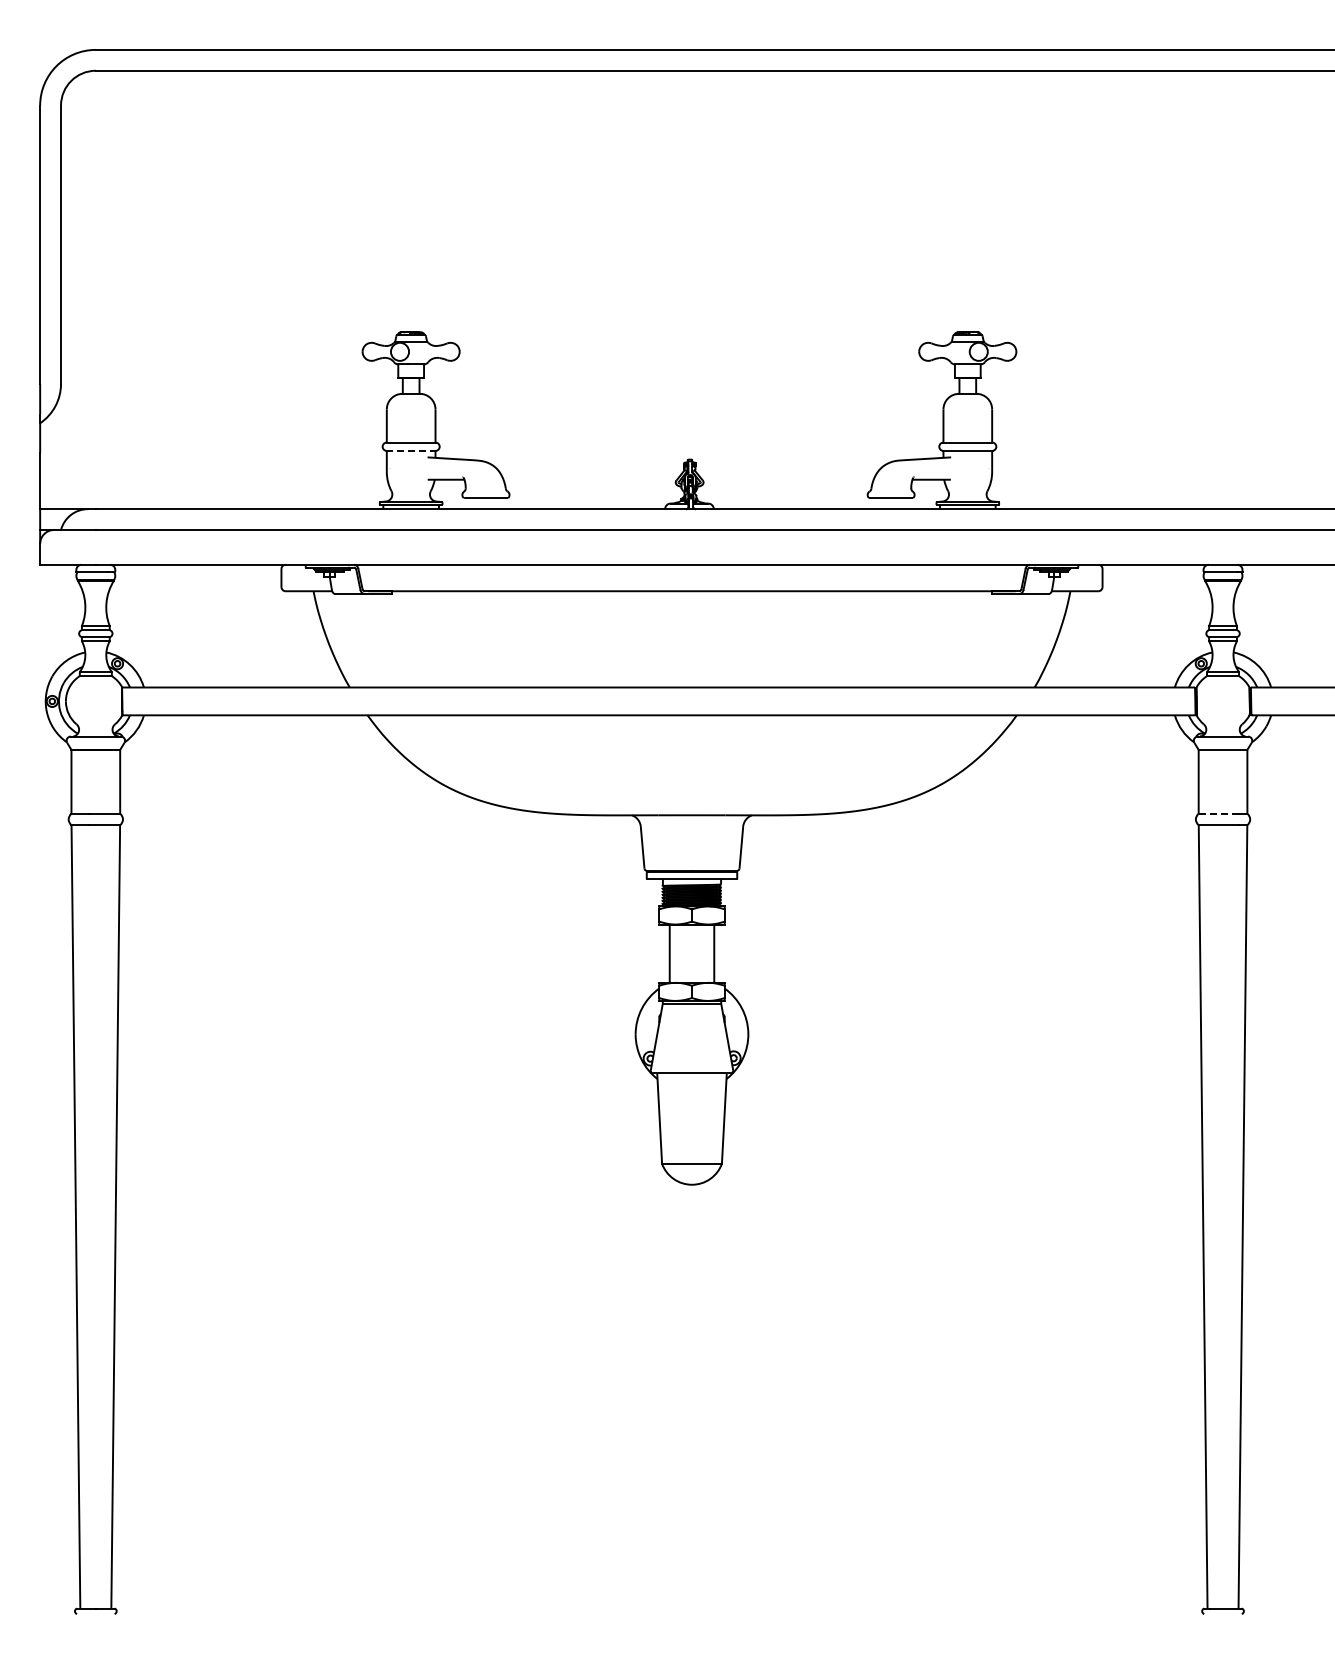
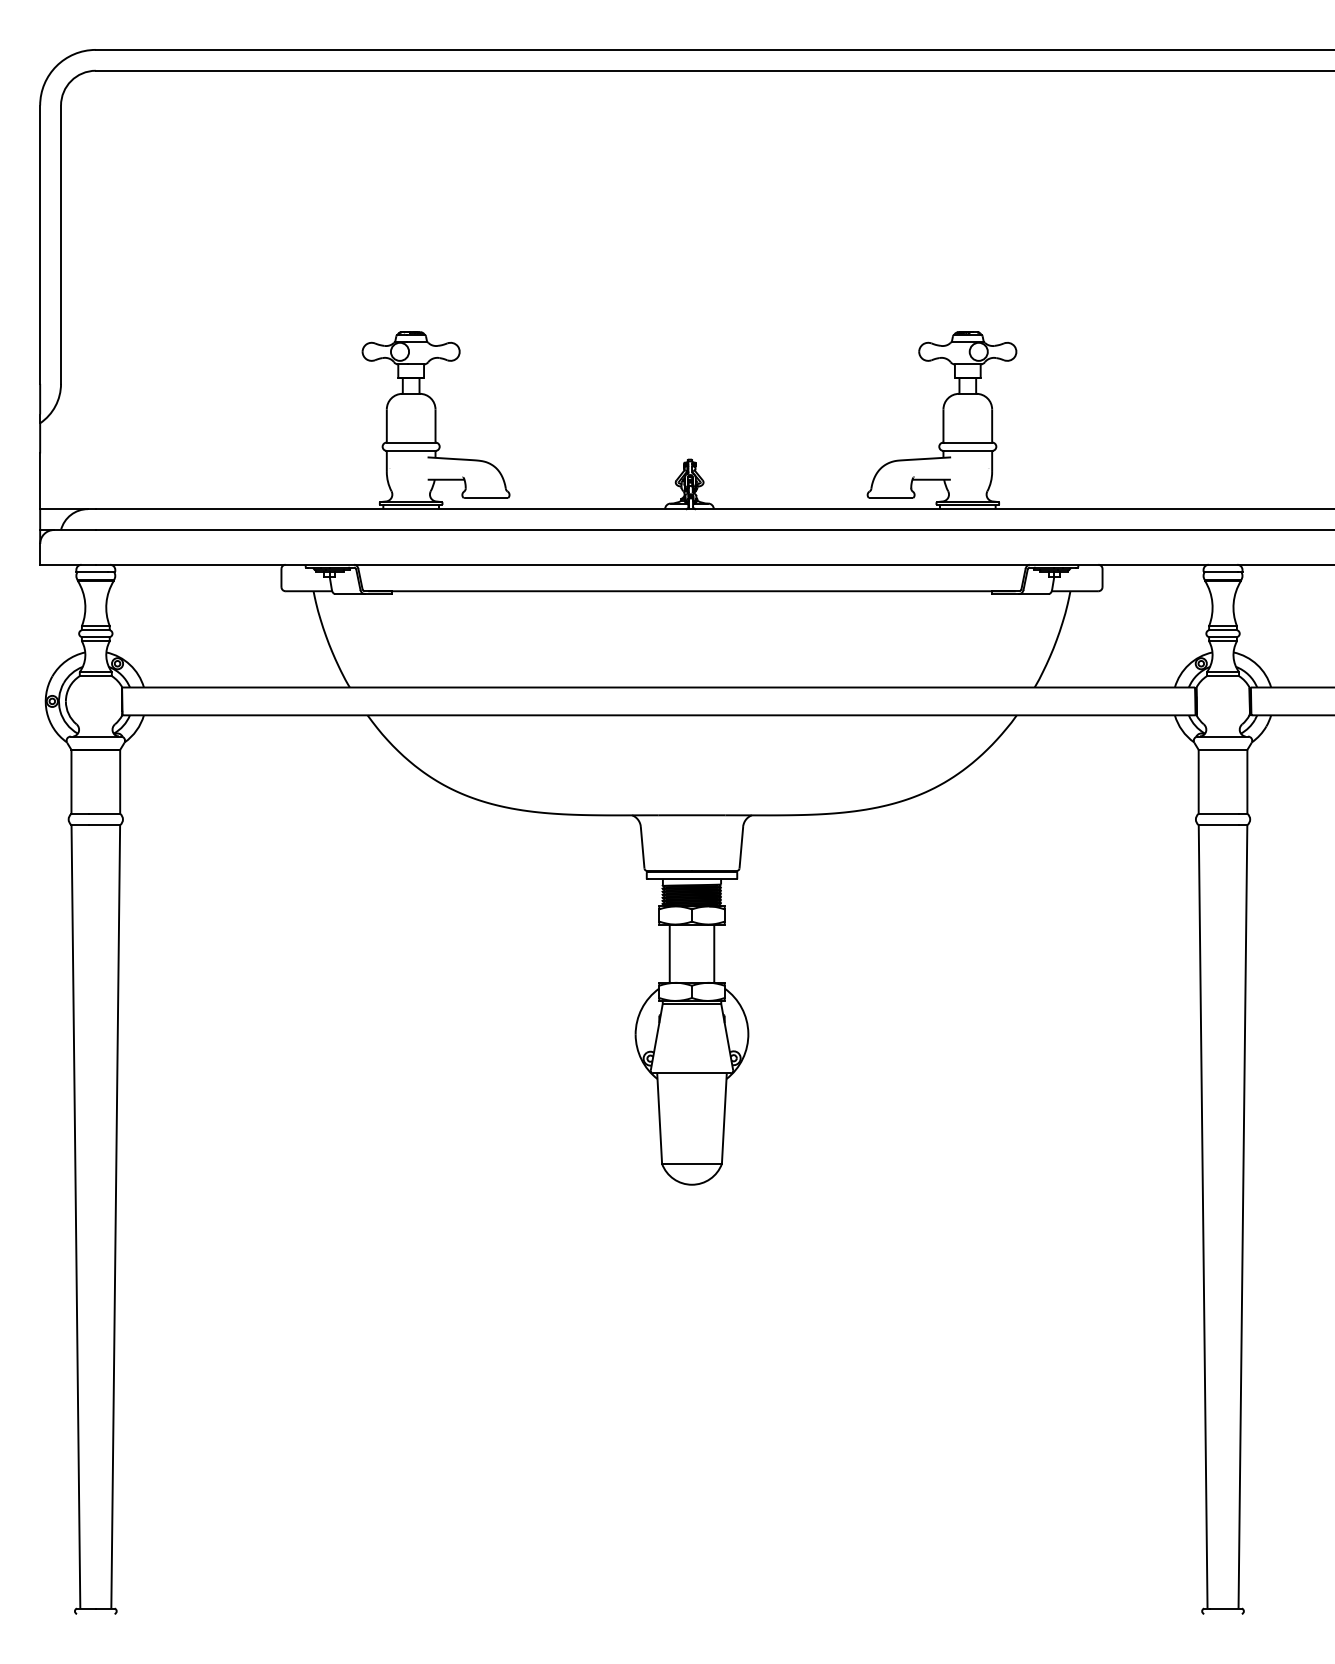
line: dashed -> solid (411, 450)
line: dashed -> solid (1219, 813)
